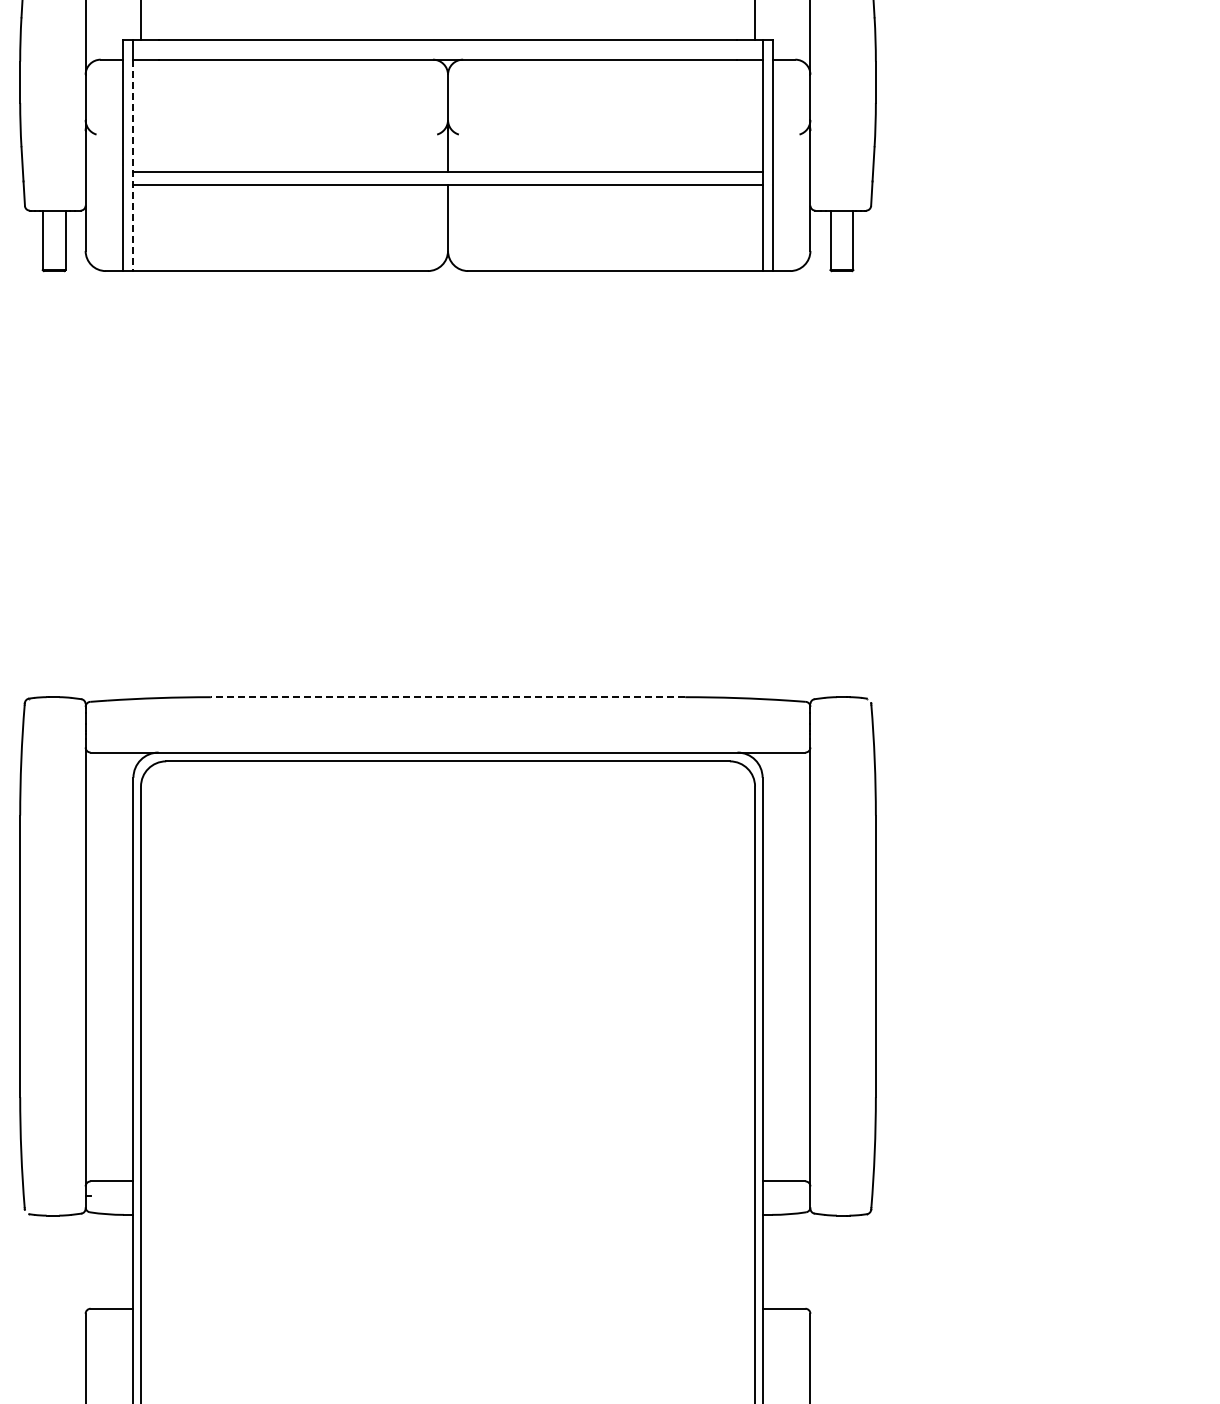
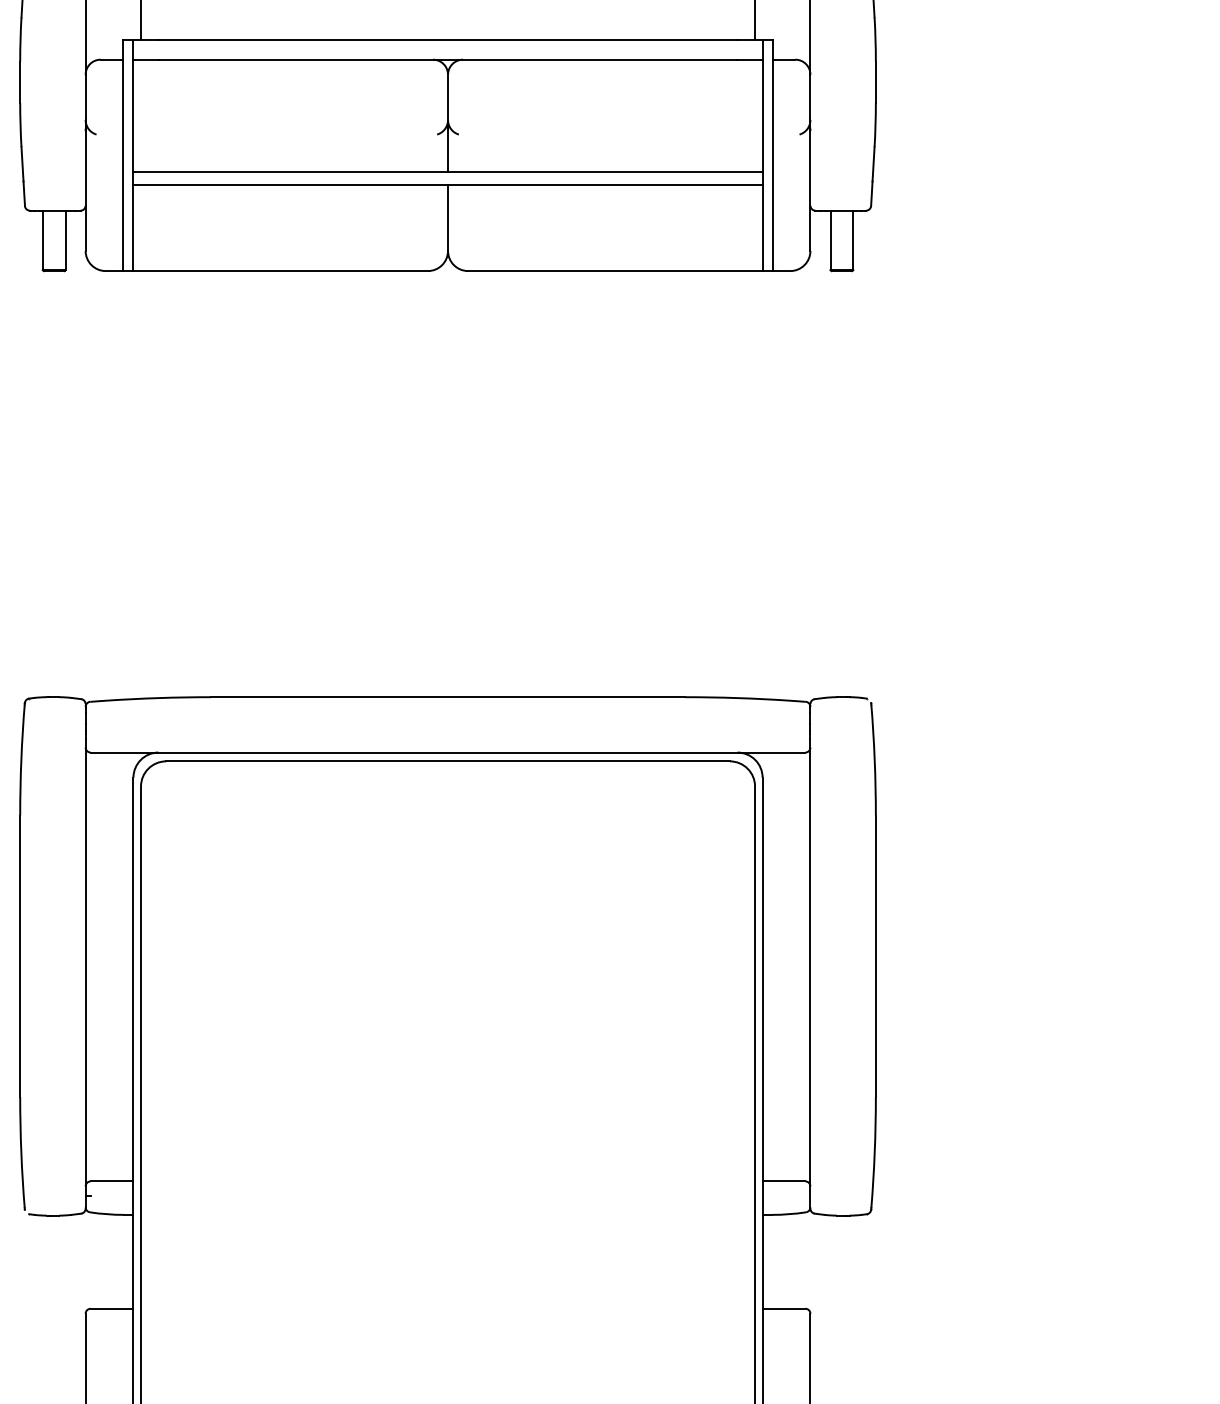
line: dashed -> solid (133, 165)
line: dashed -> solid (447, 697)
